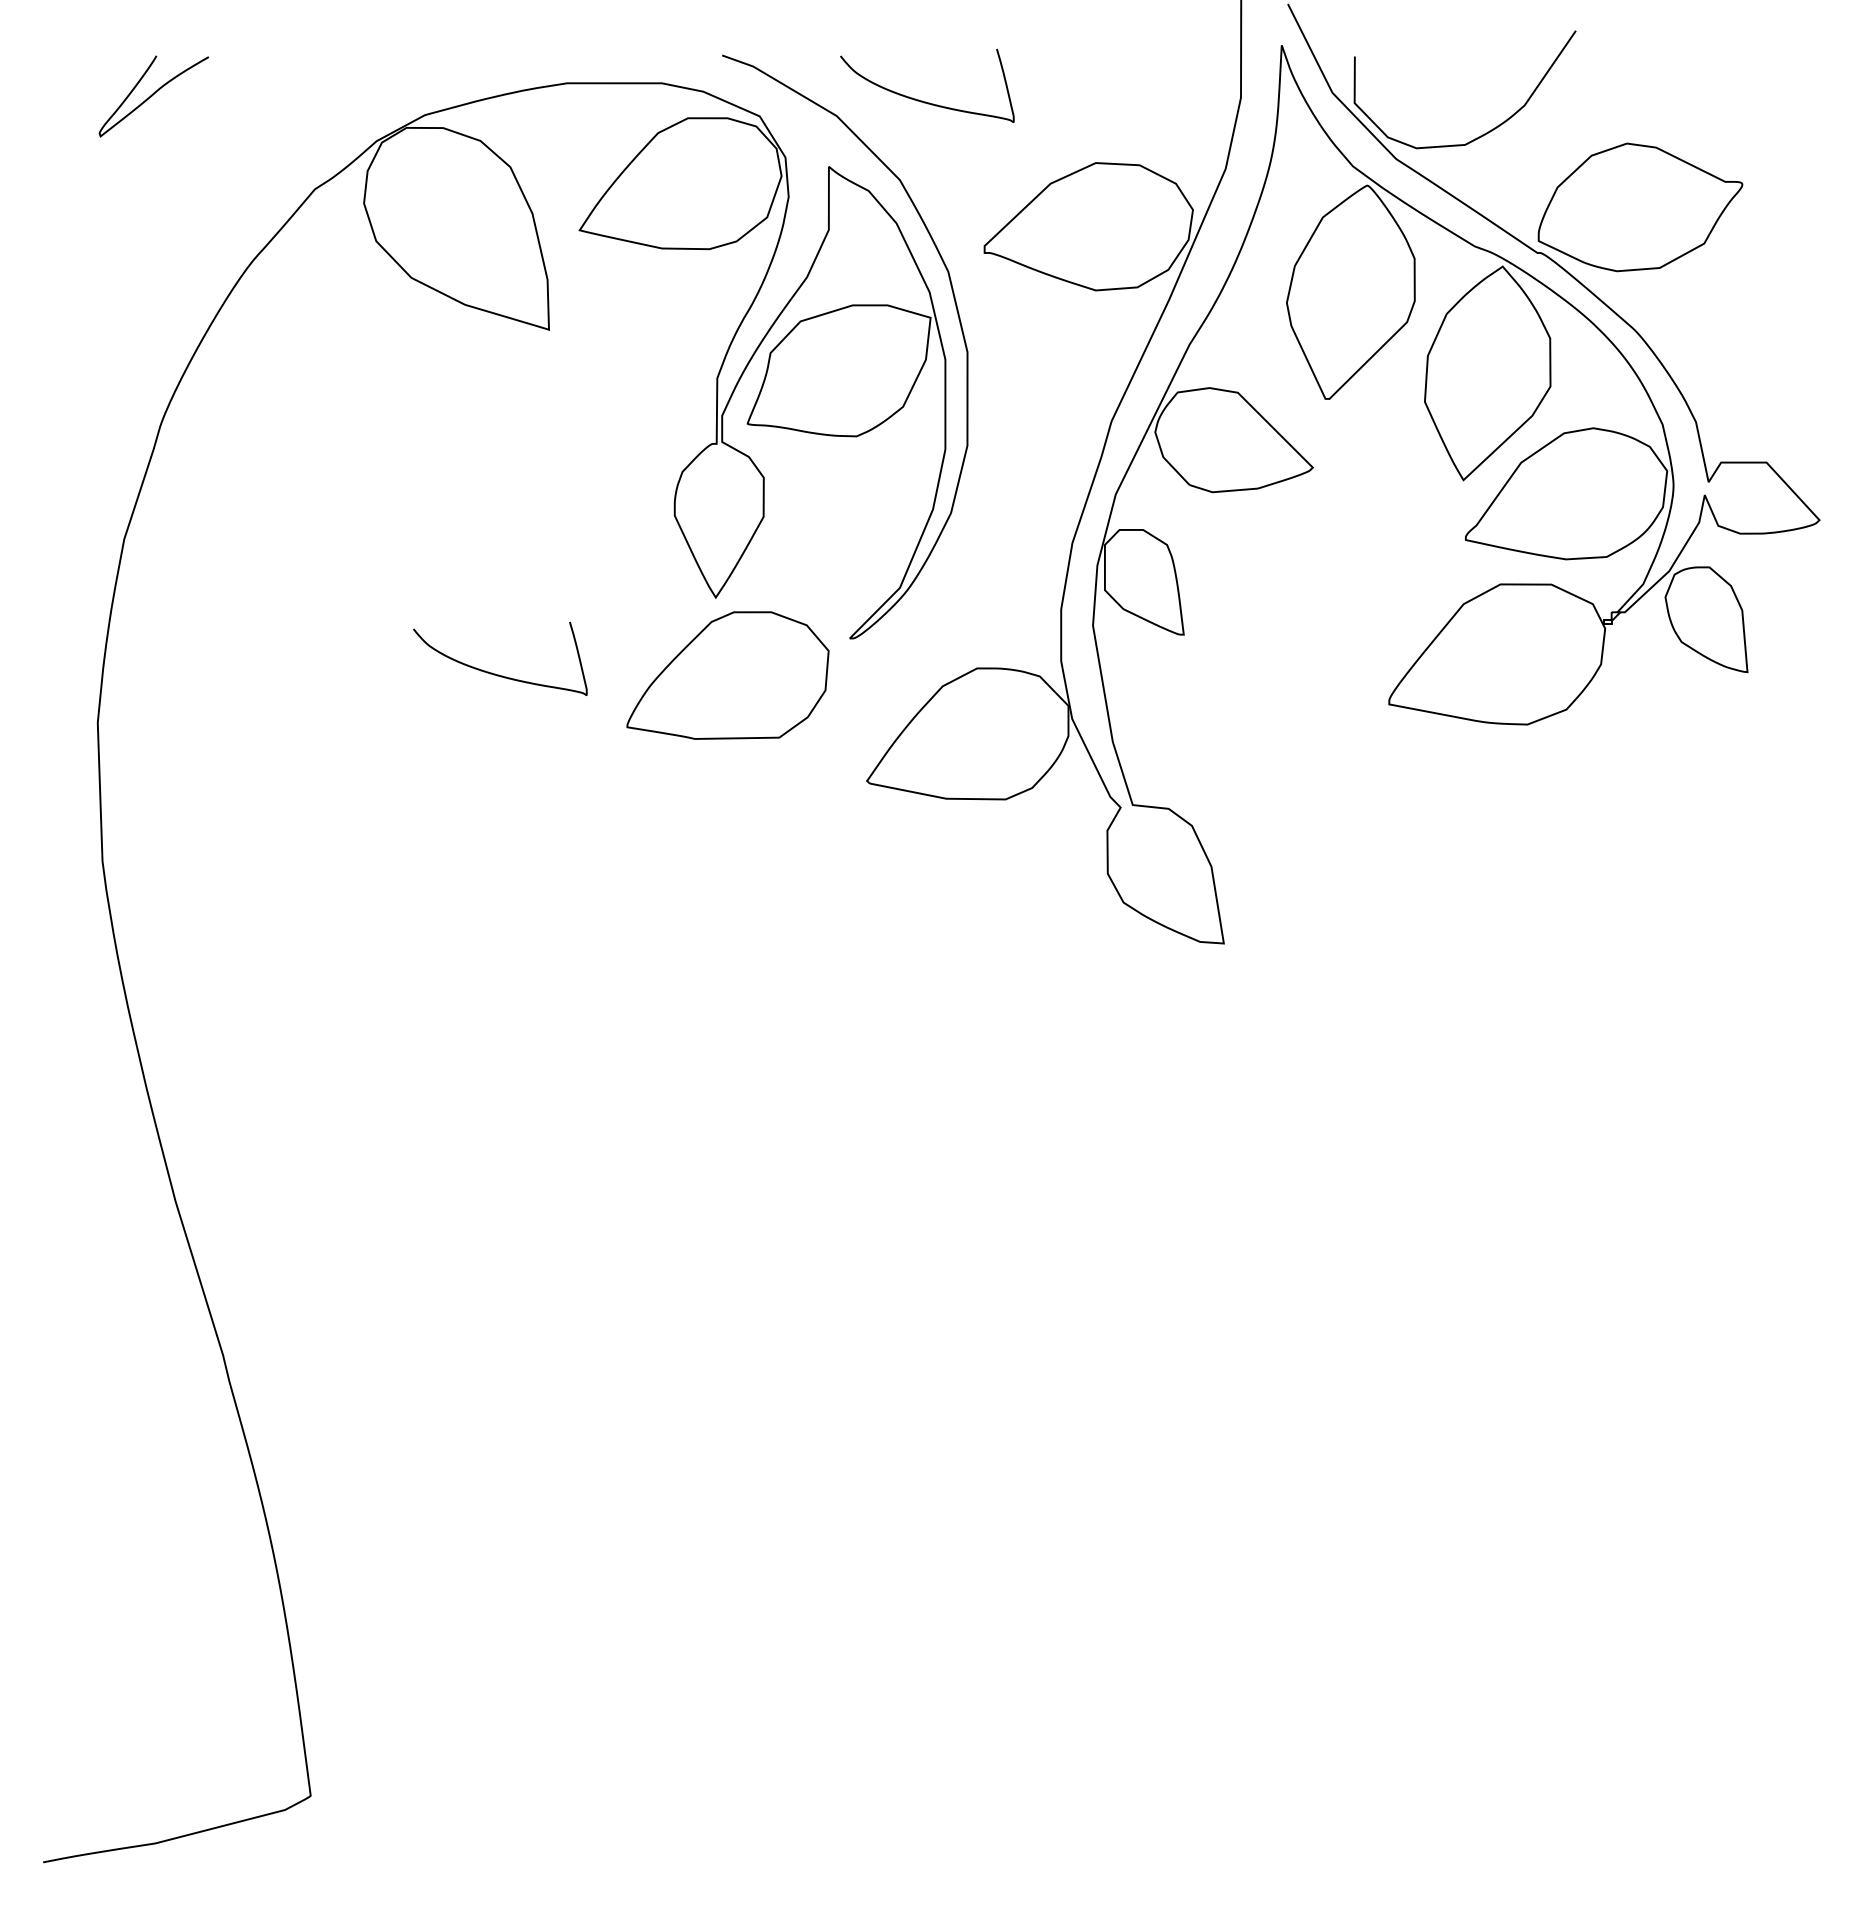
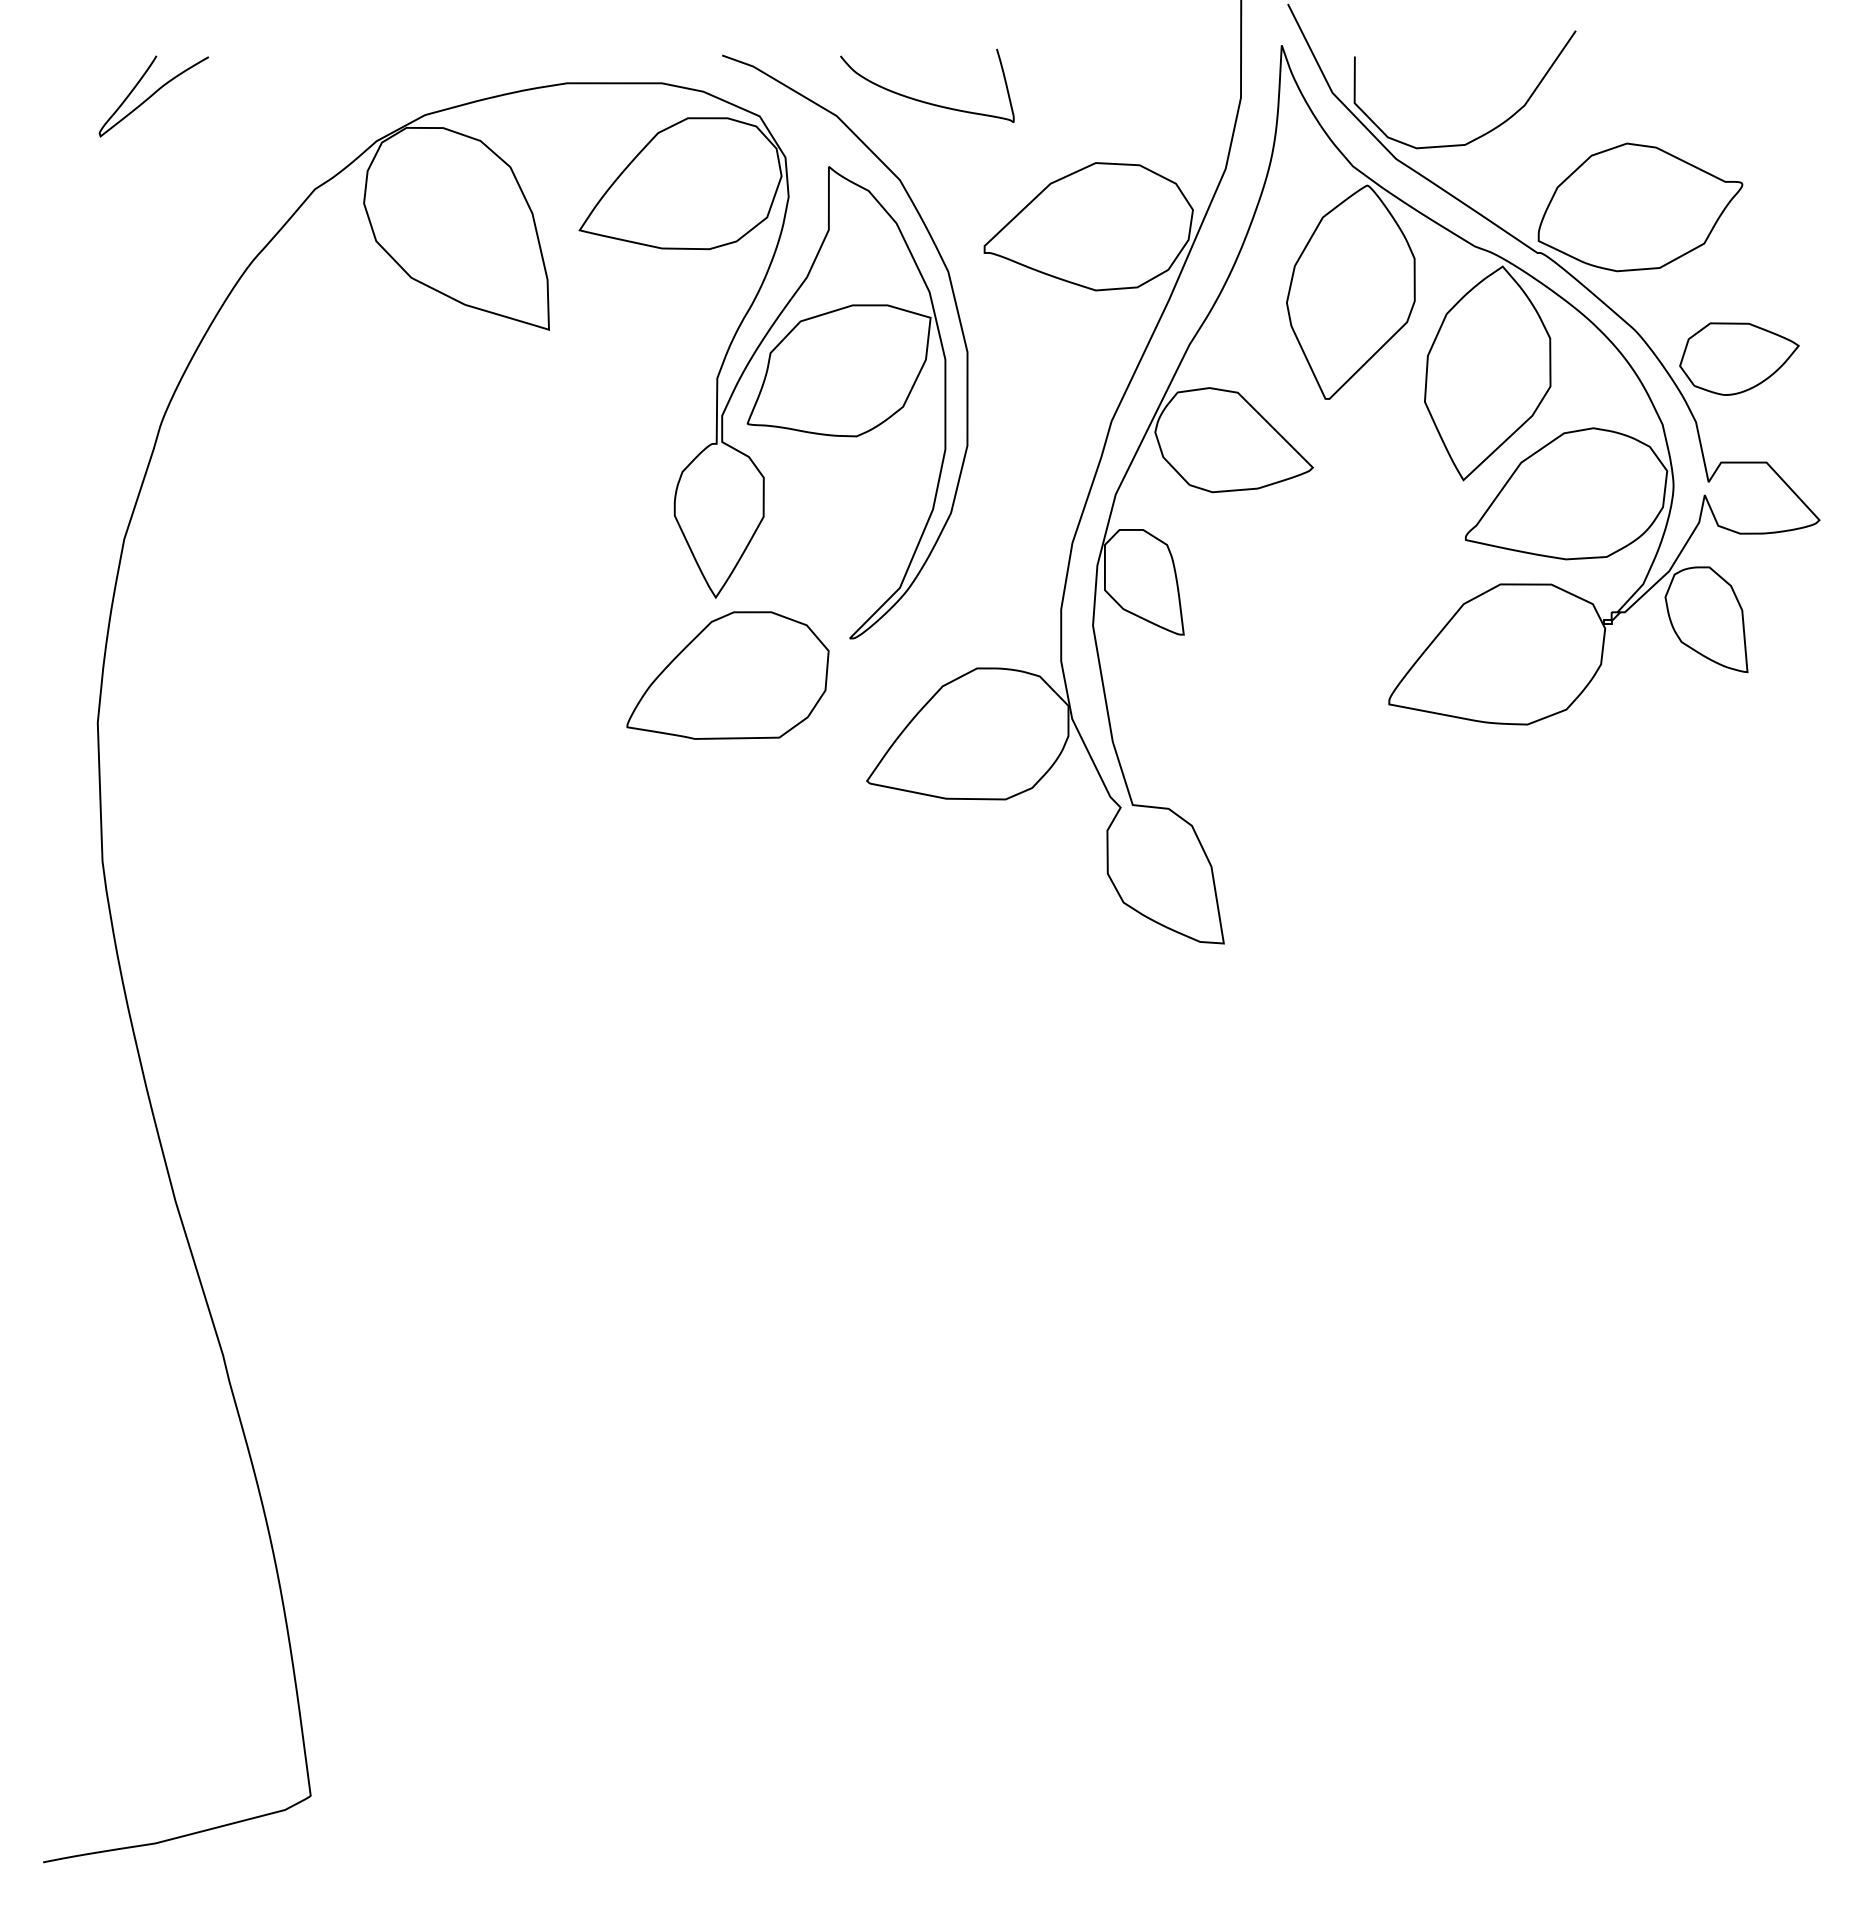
part: none -> present (1739, 358)
curve: present -> none (495, 673)
